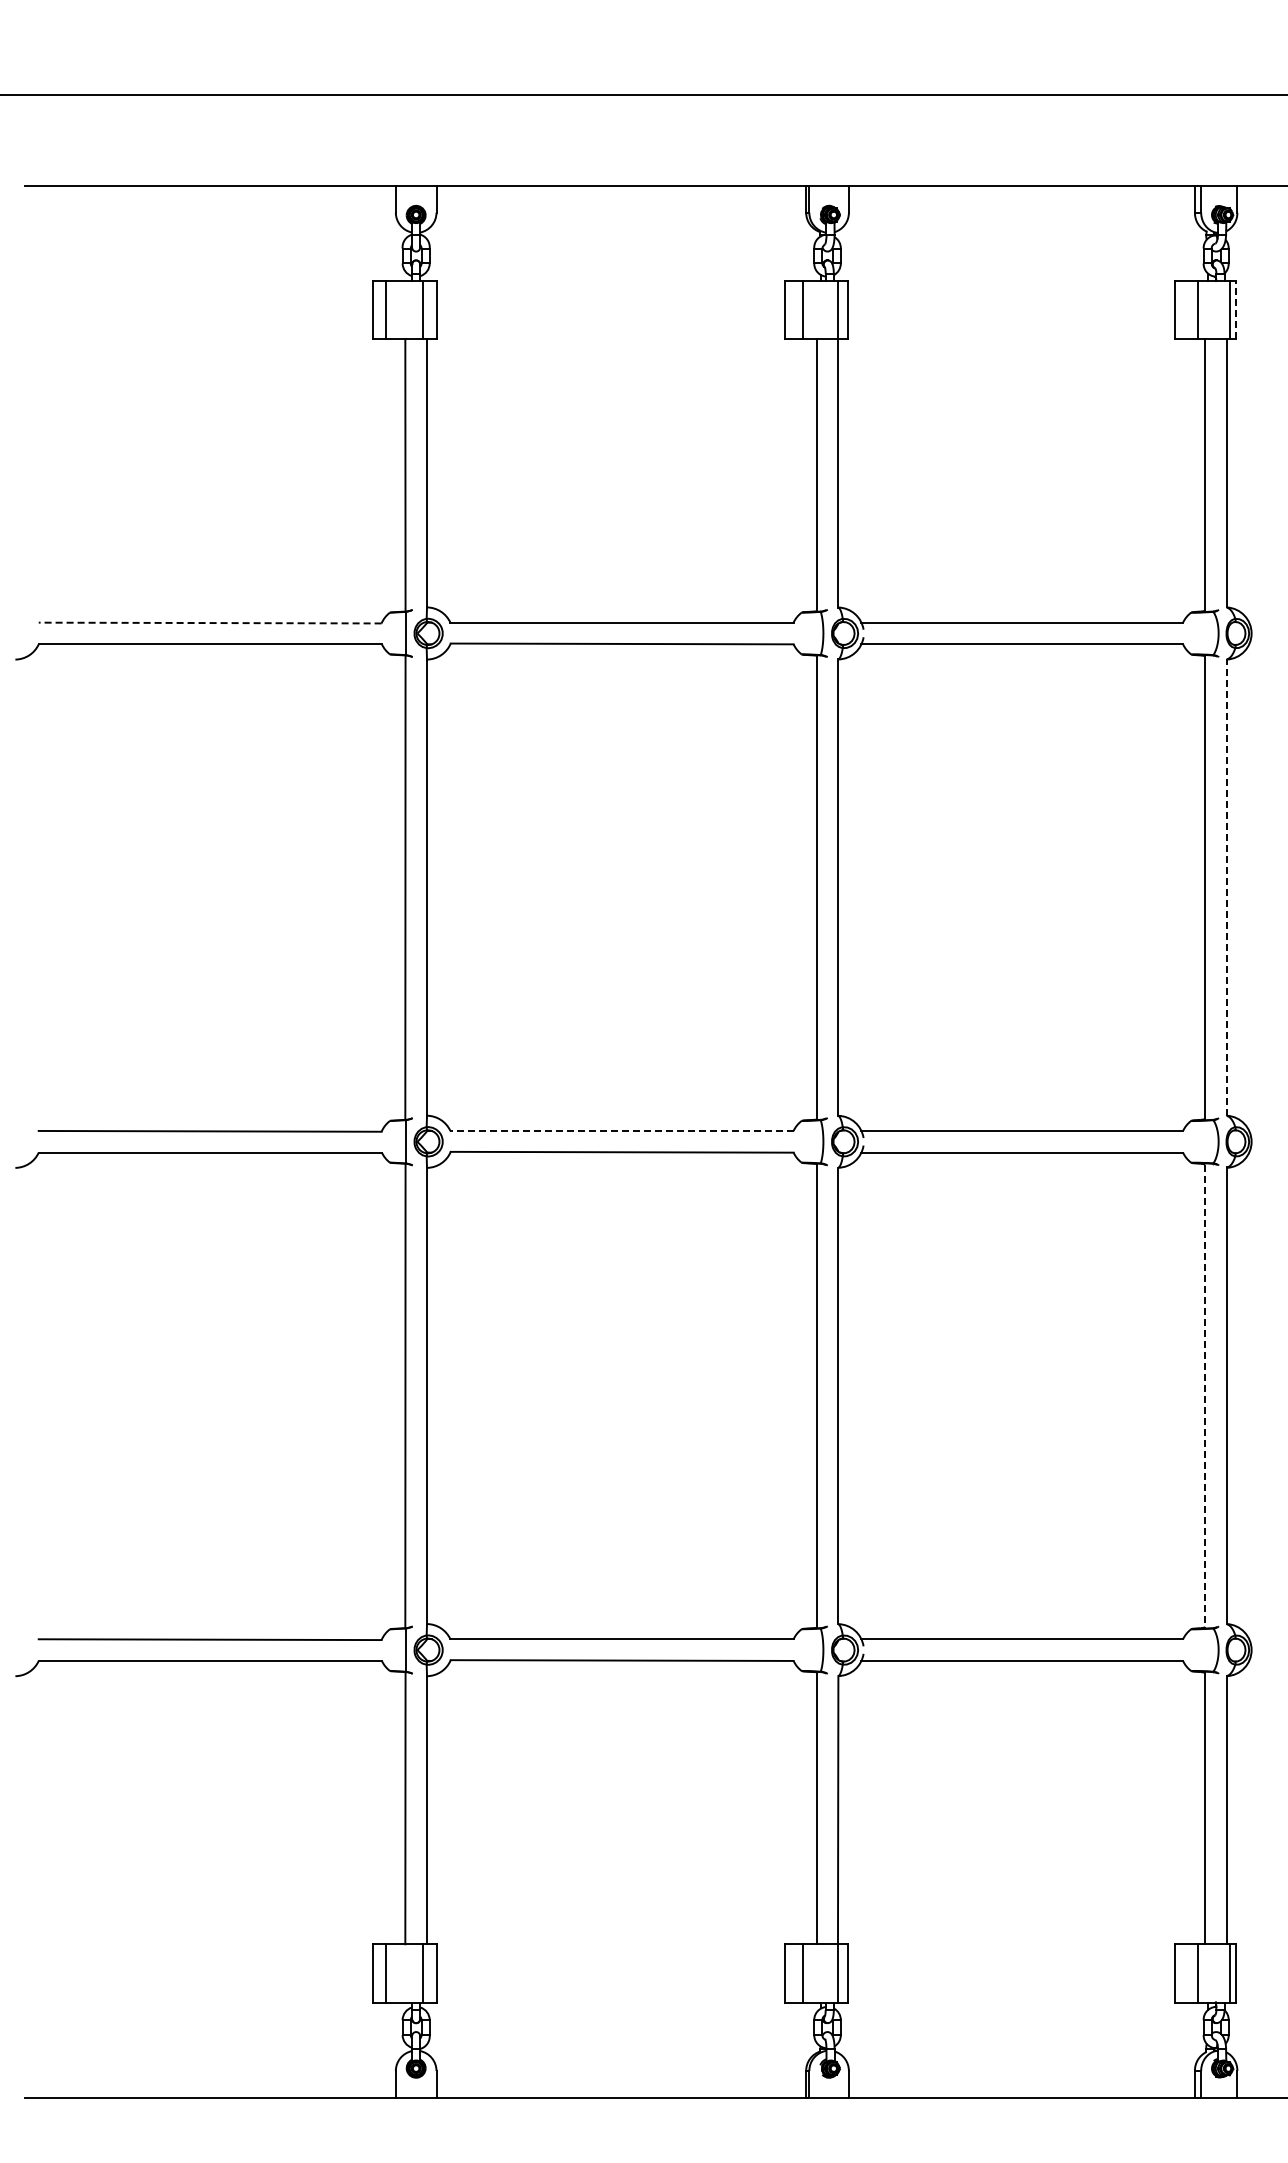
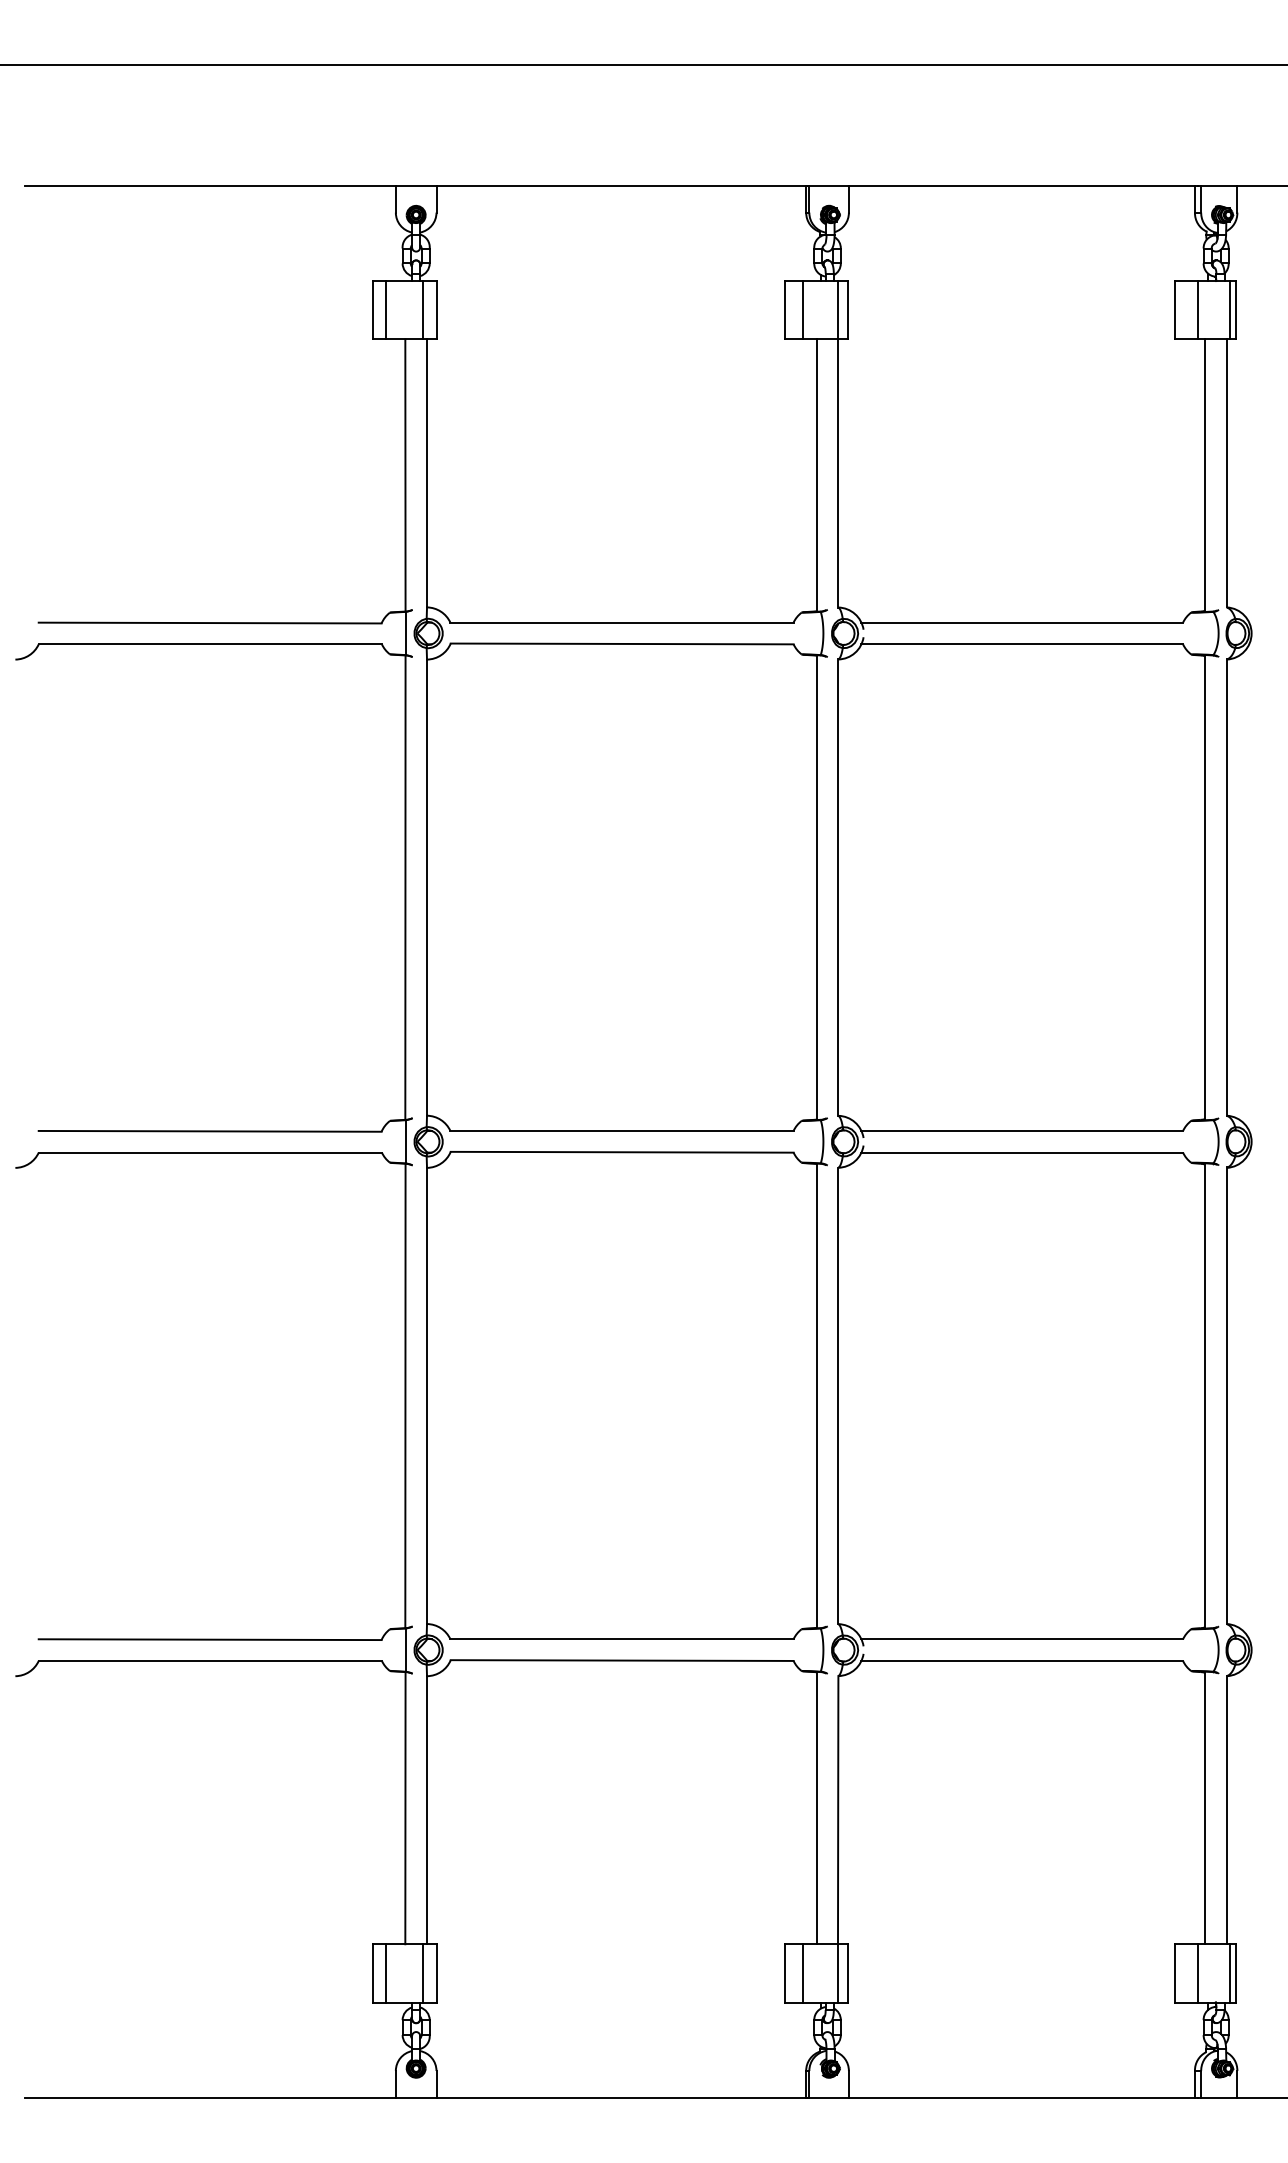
line position: (643, 94) -> (643, 64) (643, 64)
line: dashed -> solid (1236, 309)
line: dashed -> solid (209, 623)
line: dashed -> solid (1227, 886)
line: dashed -> solid (622, 1130)
line: dashed -> solid (1205, 1396)
